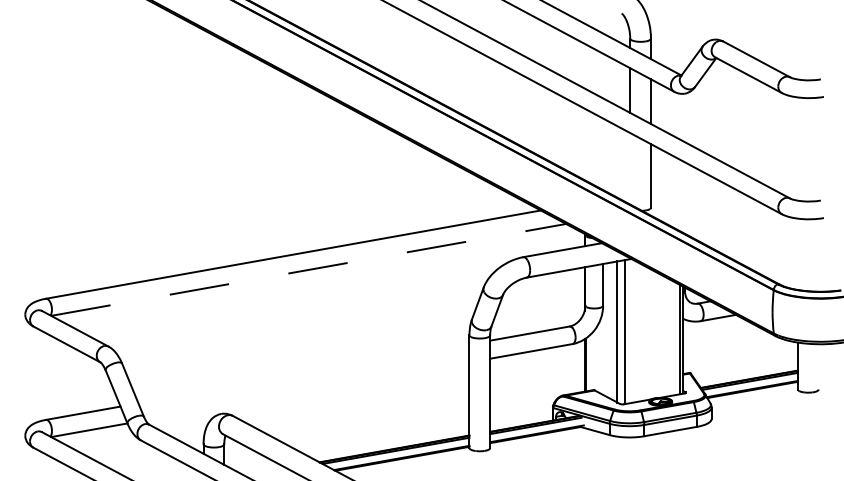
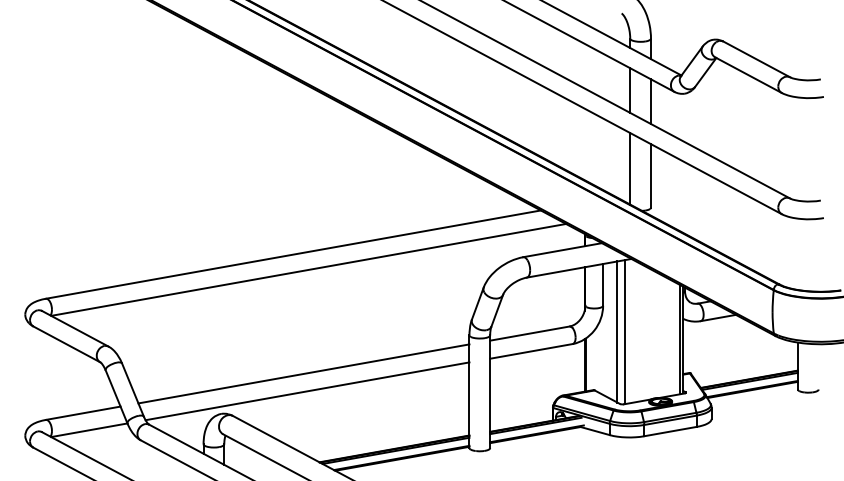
line: none -> present (630, 168)
line: dashed -> solid (309, 269)
line: none -> present (303, 373)
line: none -> present (307, 391)
